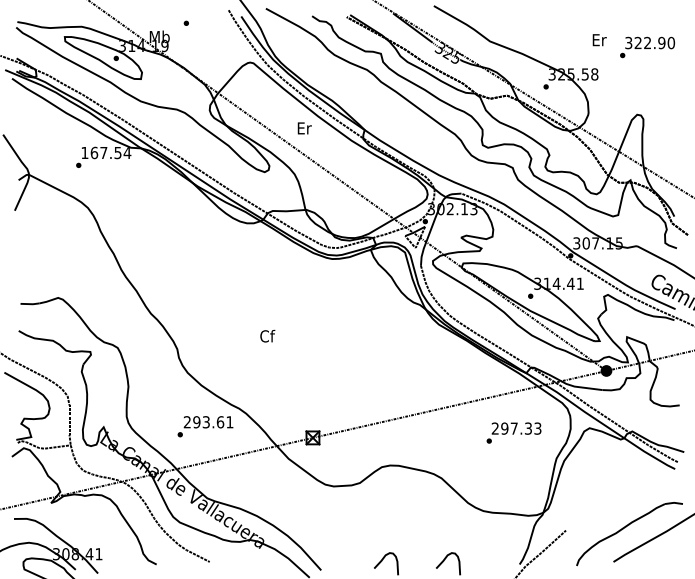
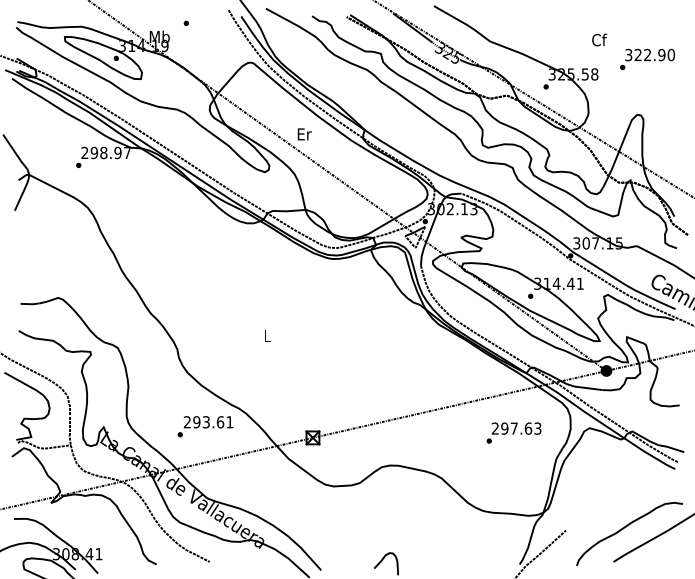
text: Er -> Cf (599, 39)
text position: (647, 47) -> (647, 59) (647, 59)
text position: (304, 128) -> (304, 134) (304, 134)
text: 167.54 -> 298.97 (106, 152)
text: Cf -> L (267, 335)
text: 297.33 -> 297.63 (528, 428)
curve: present -> none (444, 561)
